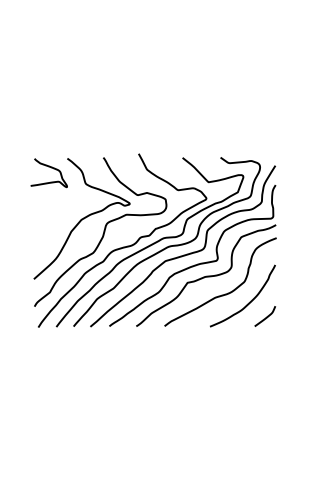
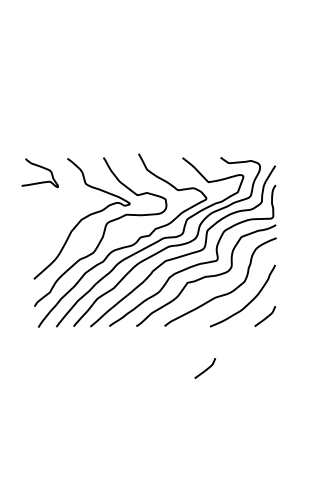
curve position: (51, 168) -> (42, 168) (42, 168)
curve: none -> present (206, 368)
